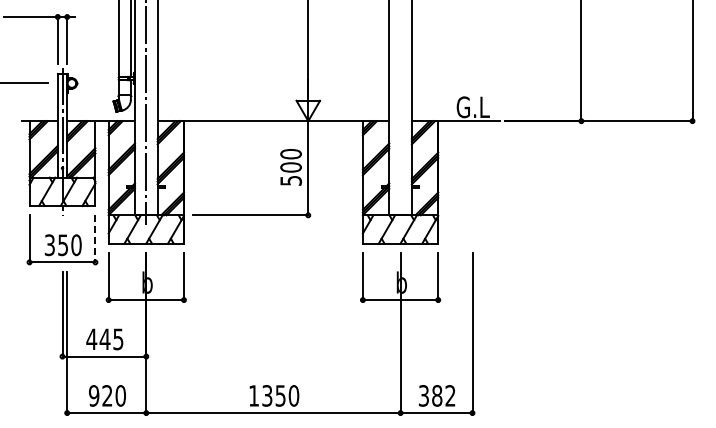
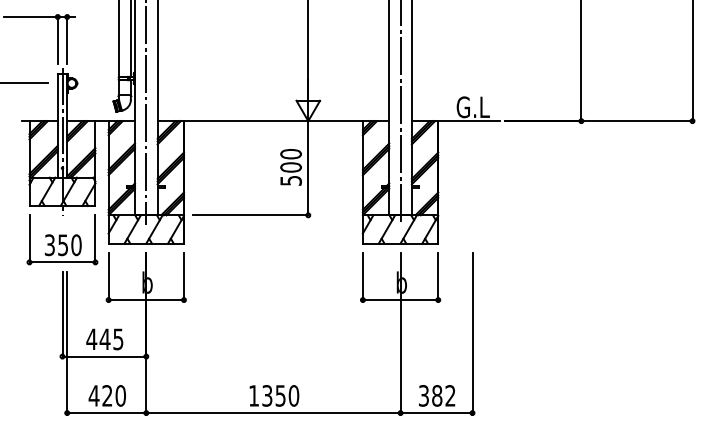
line: none -> present (400, 111)
line: dashed -> solid (95, 238)
text: 920 -> 420 (93, 395)
